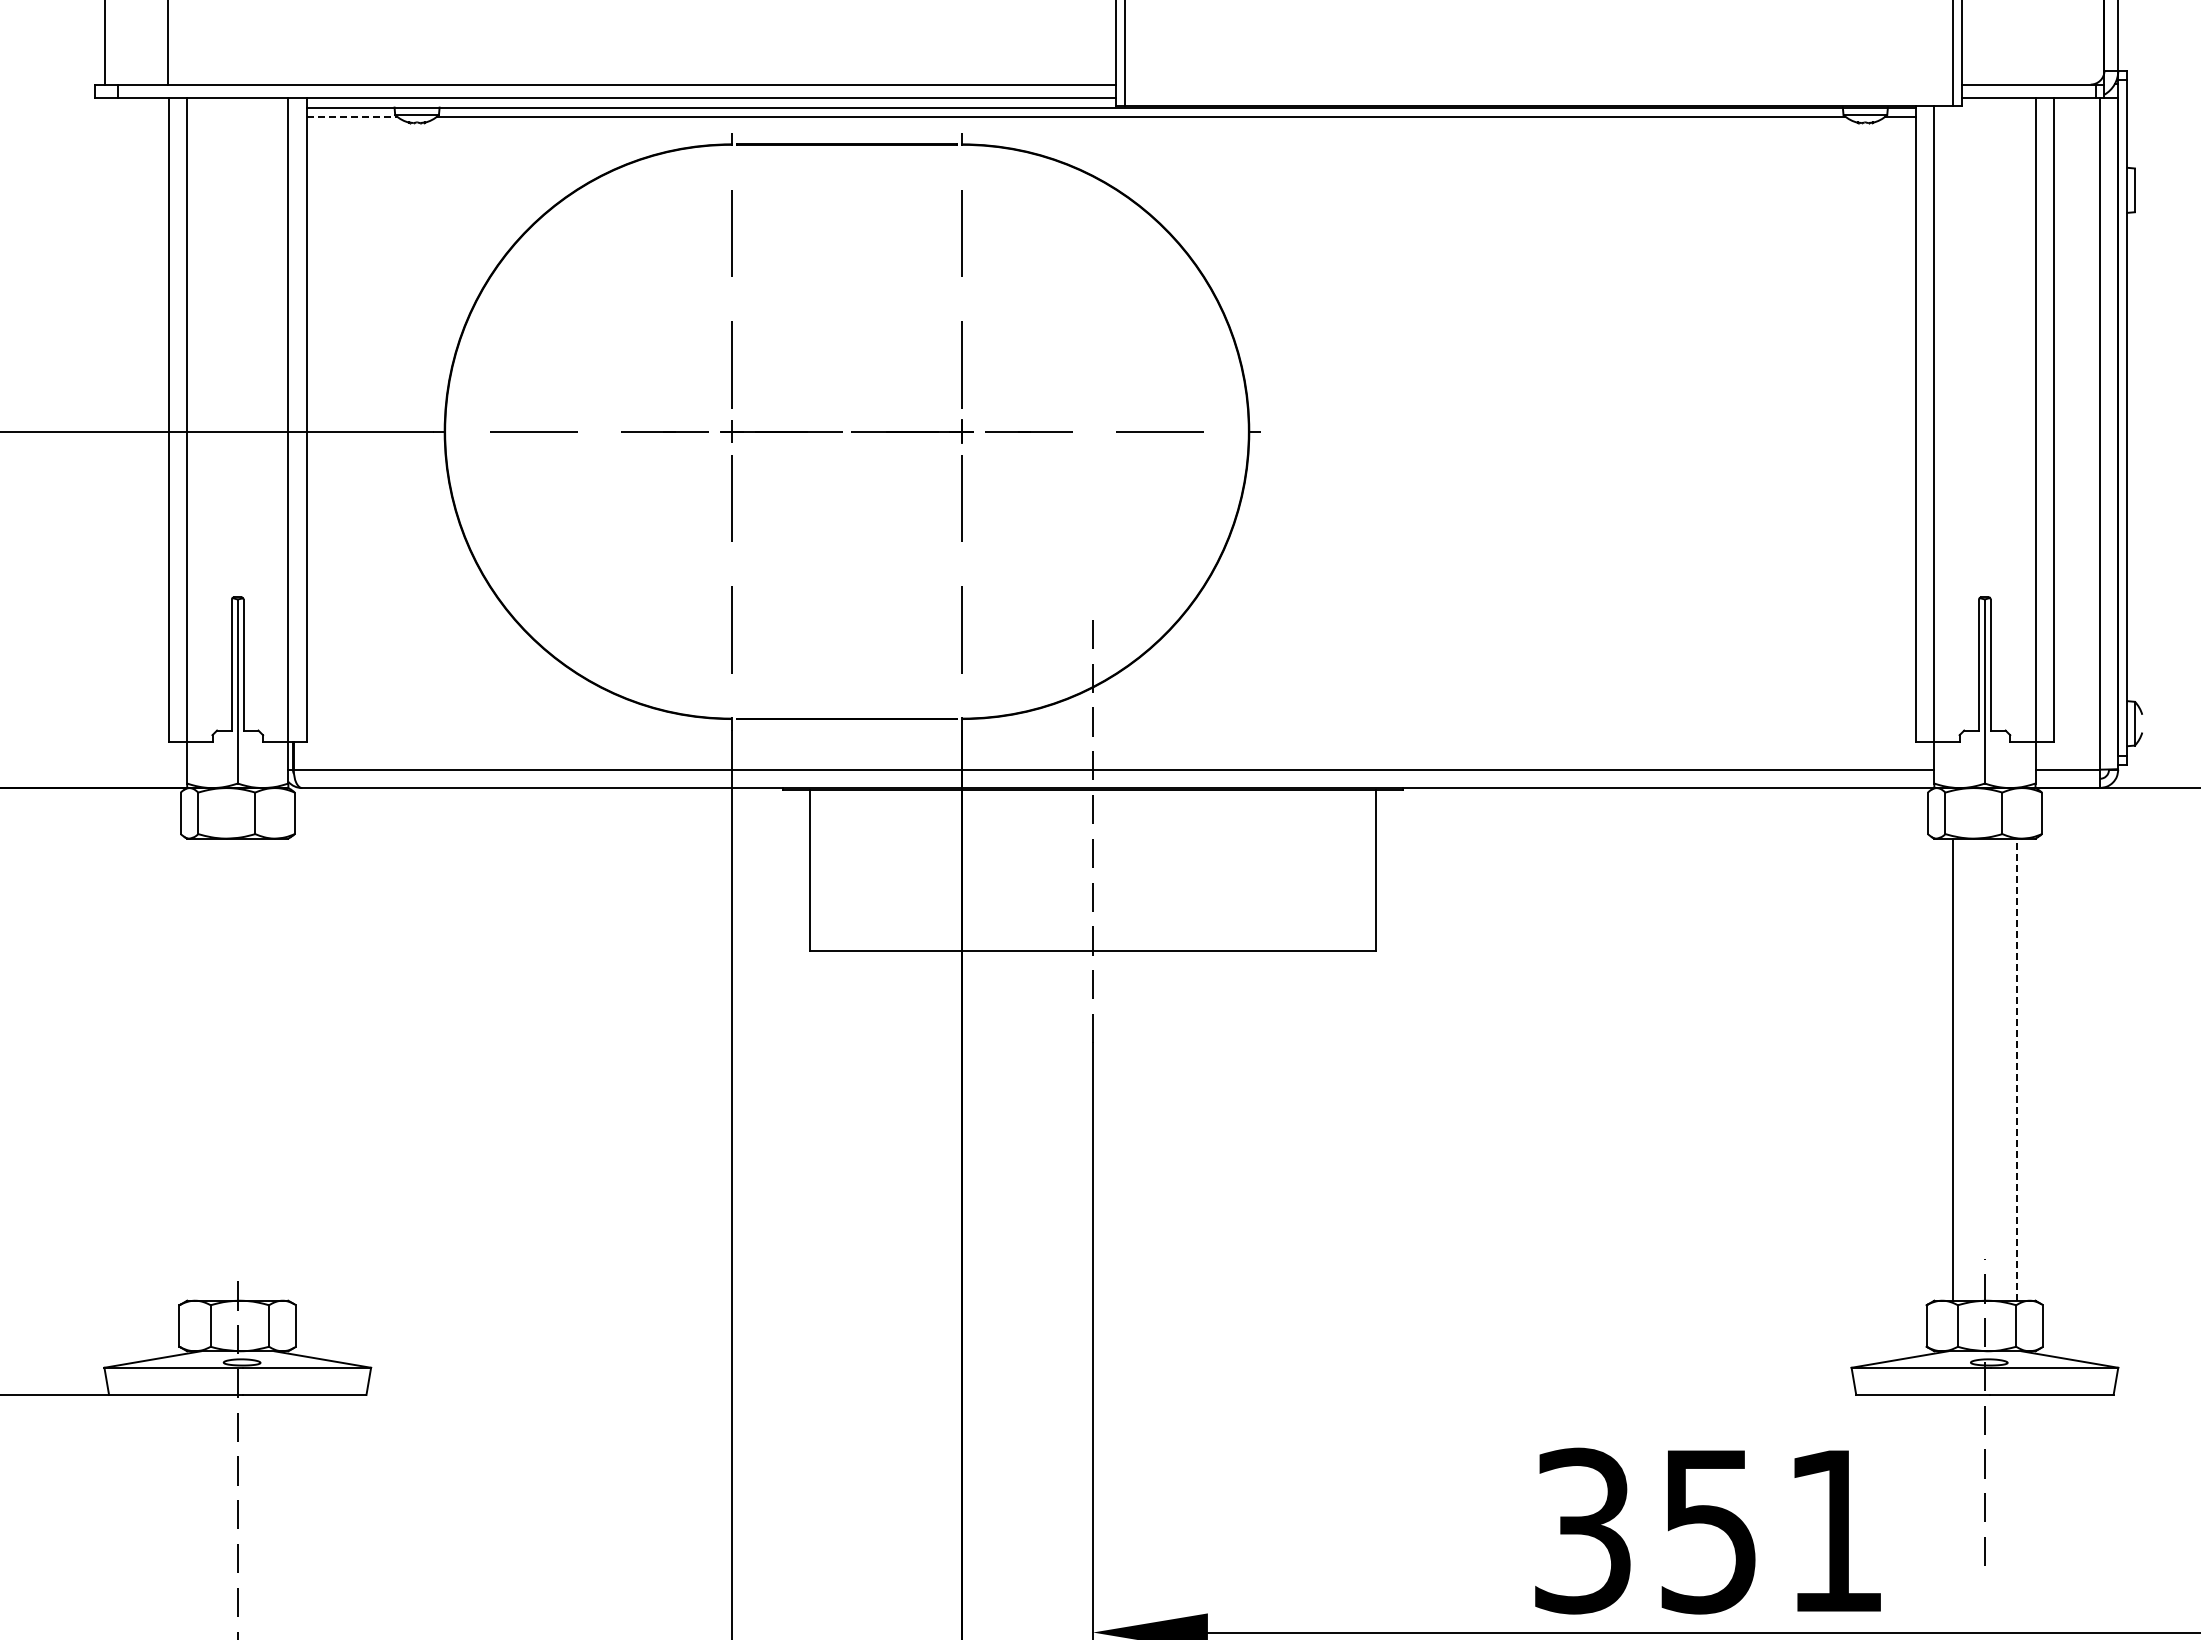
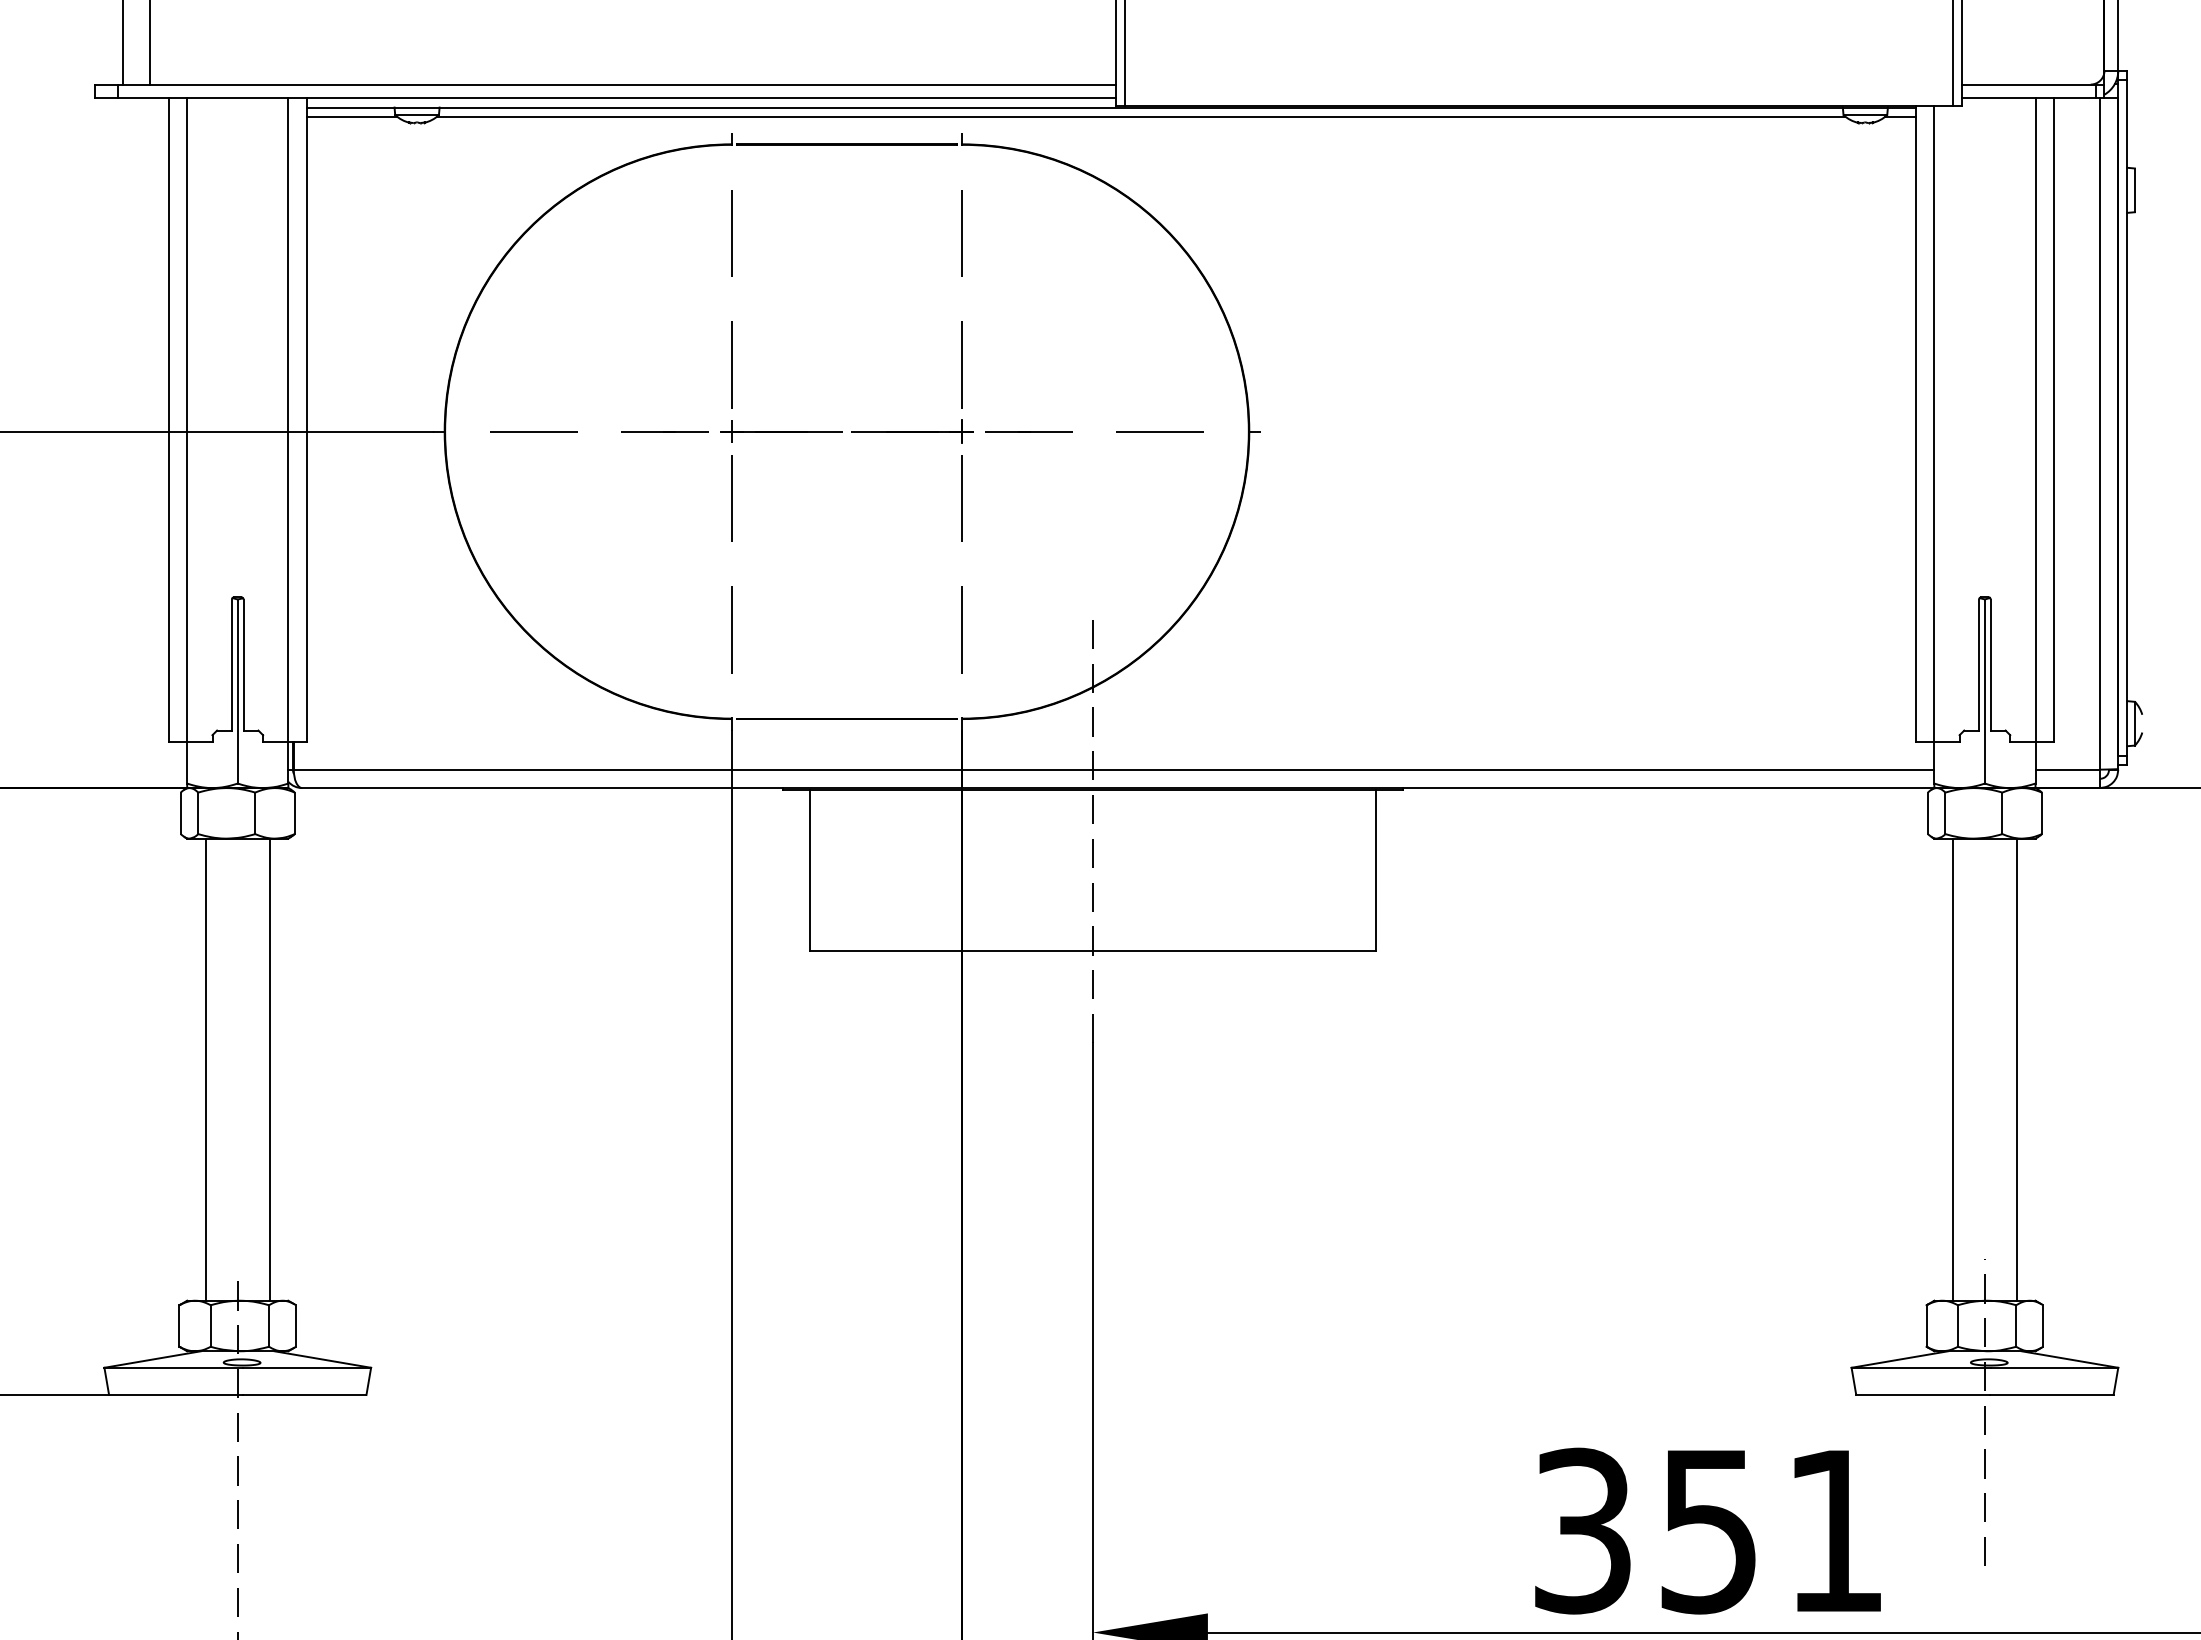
line position: (104, 43) -> (122, 43) (122, 43)
line position: (168, 43) -> (150, 43) (150, 43)
line: dashed -> solid (352, 116)
line: none -> present (205, 1069)
line: none -> present (269, 1069)
line: dashed -> solid (2017, 1069)
